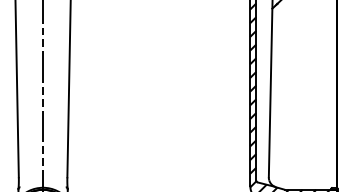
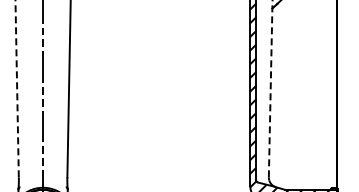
line: solid -> dashed (17, 88)
line: solid -> dashed (270, 88)
